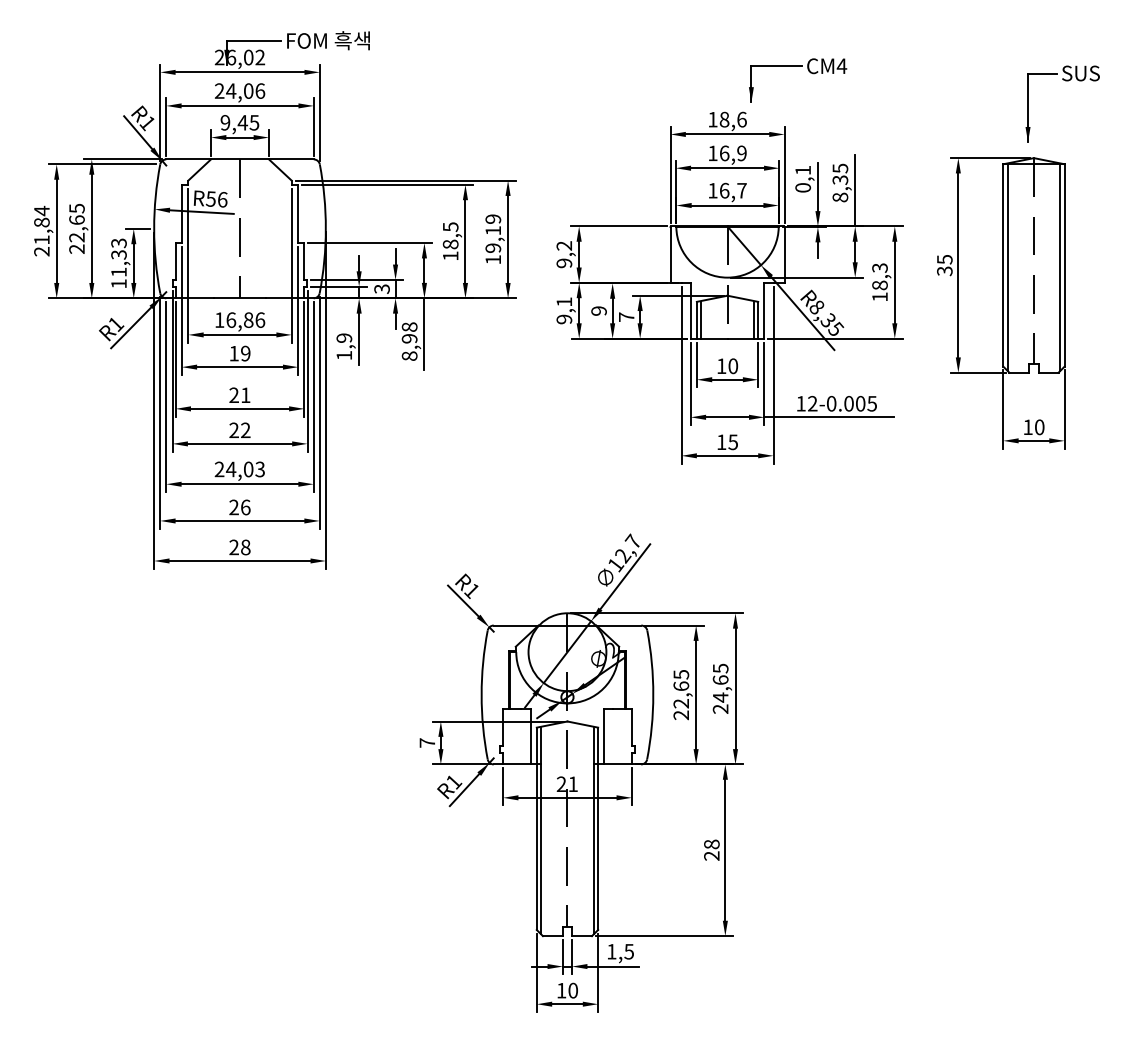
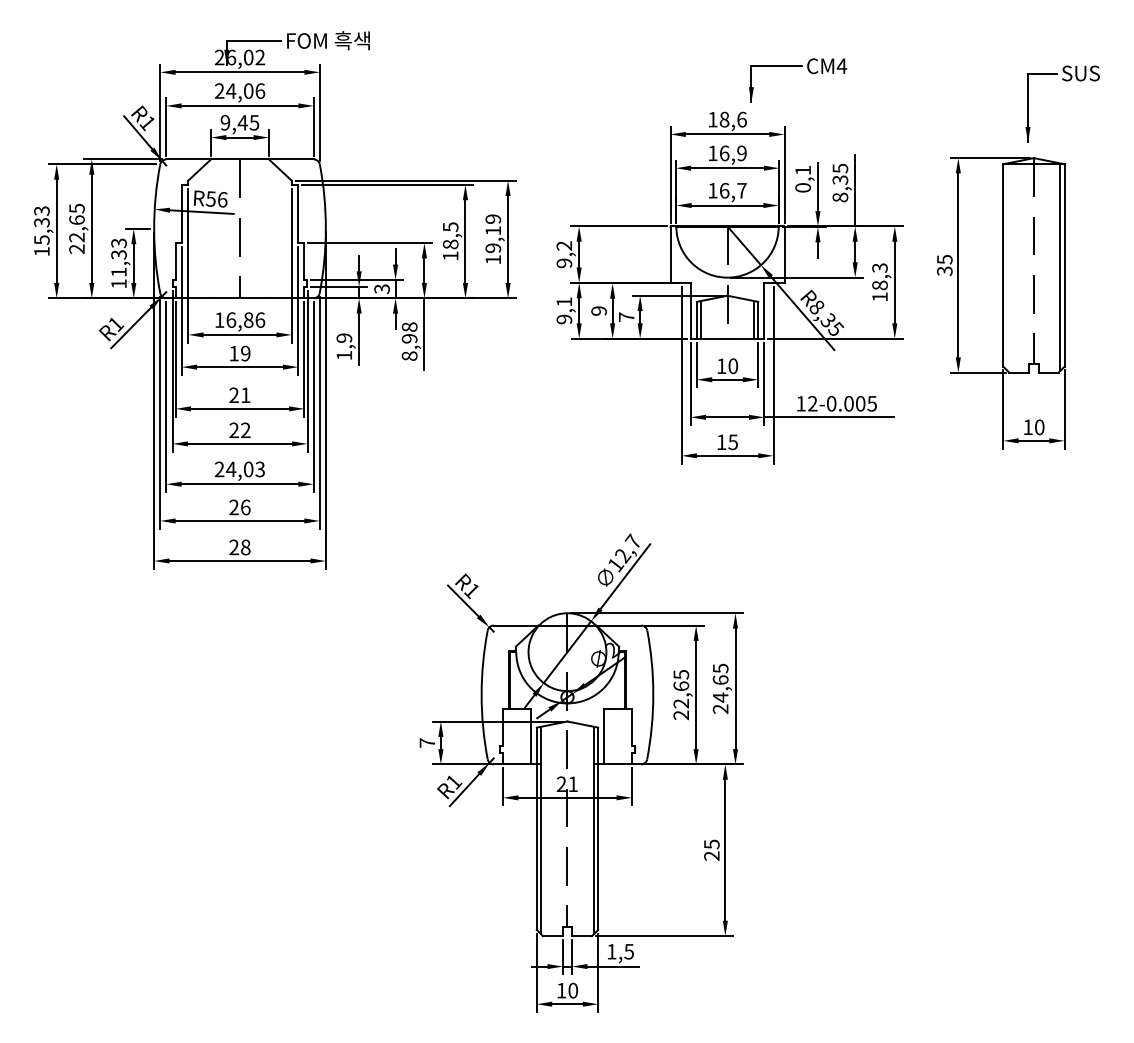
text: 21,84 -> 15,33 (41, 230)
line: present -> none (1007, 267)
text: 28 -> 25 (711, 844)
